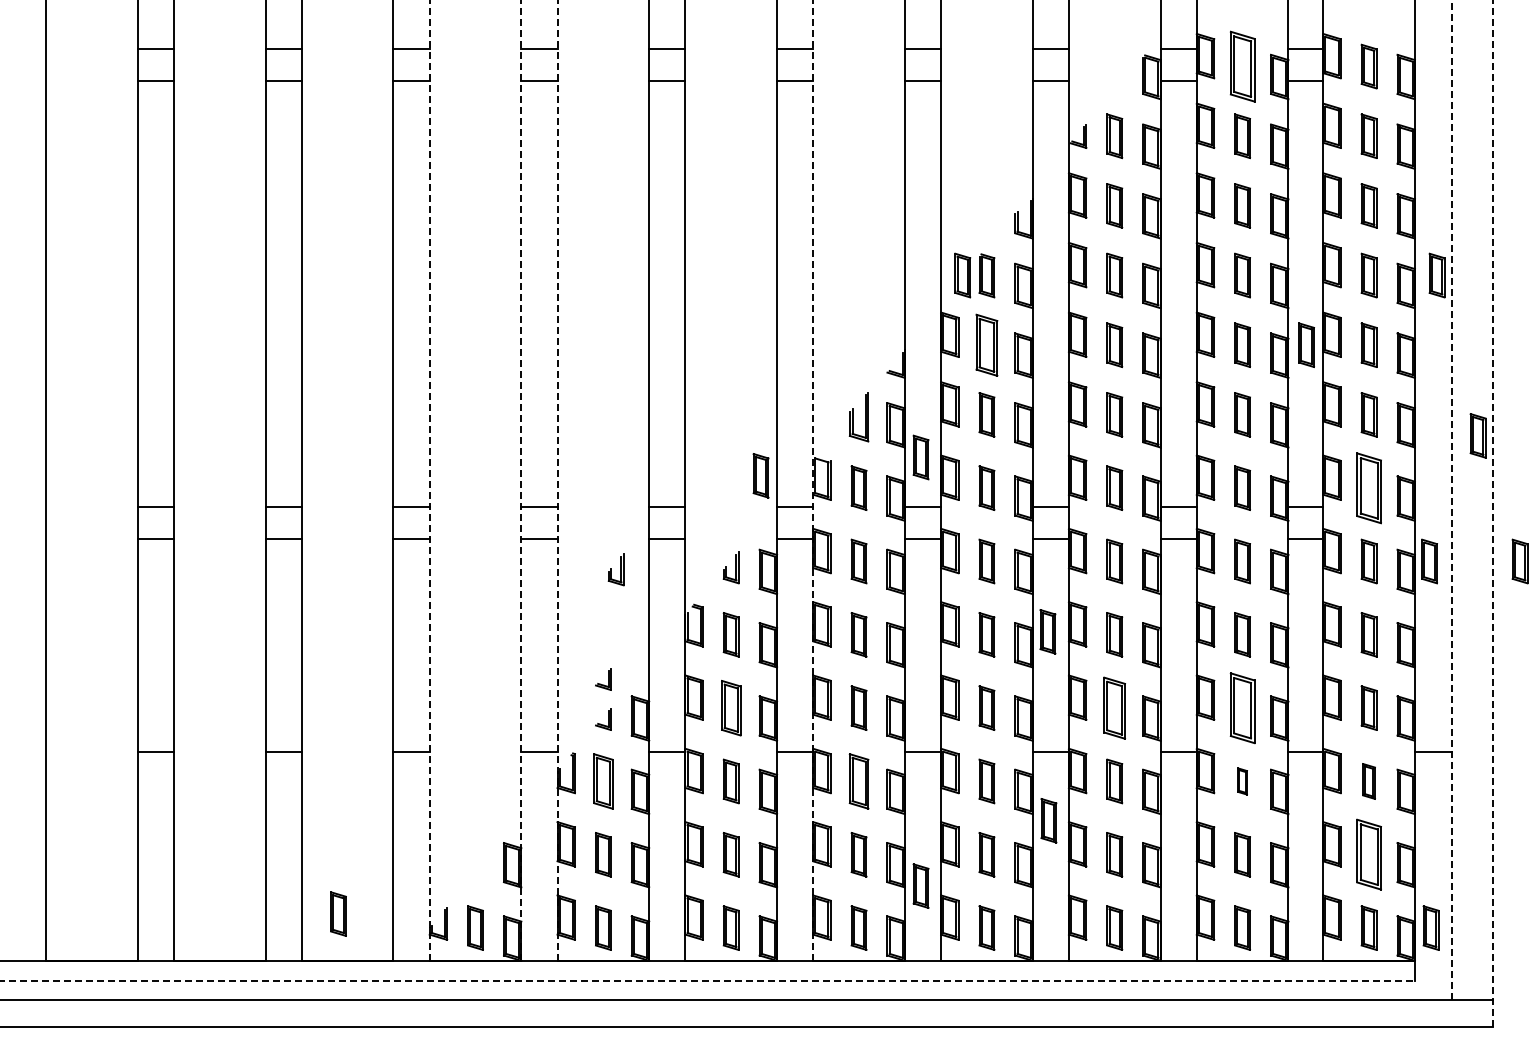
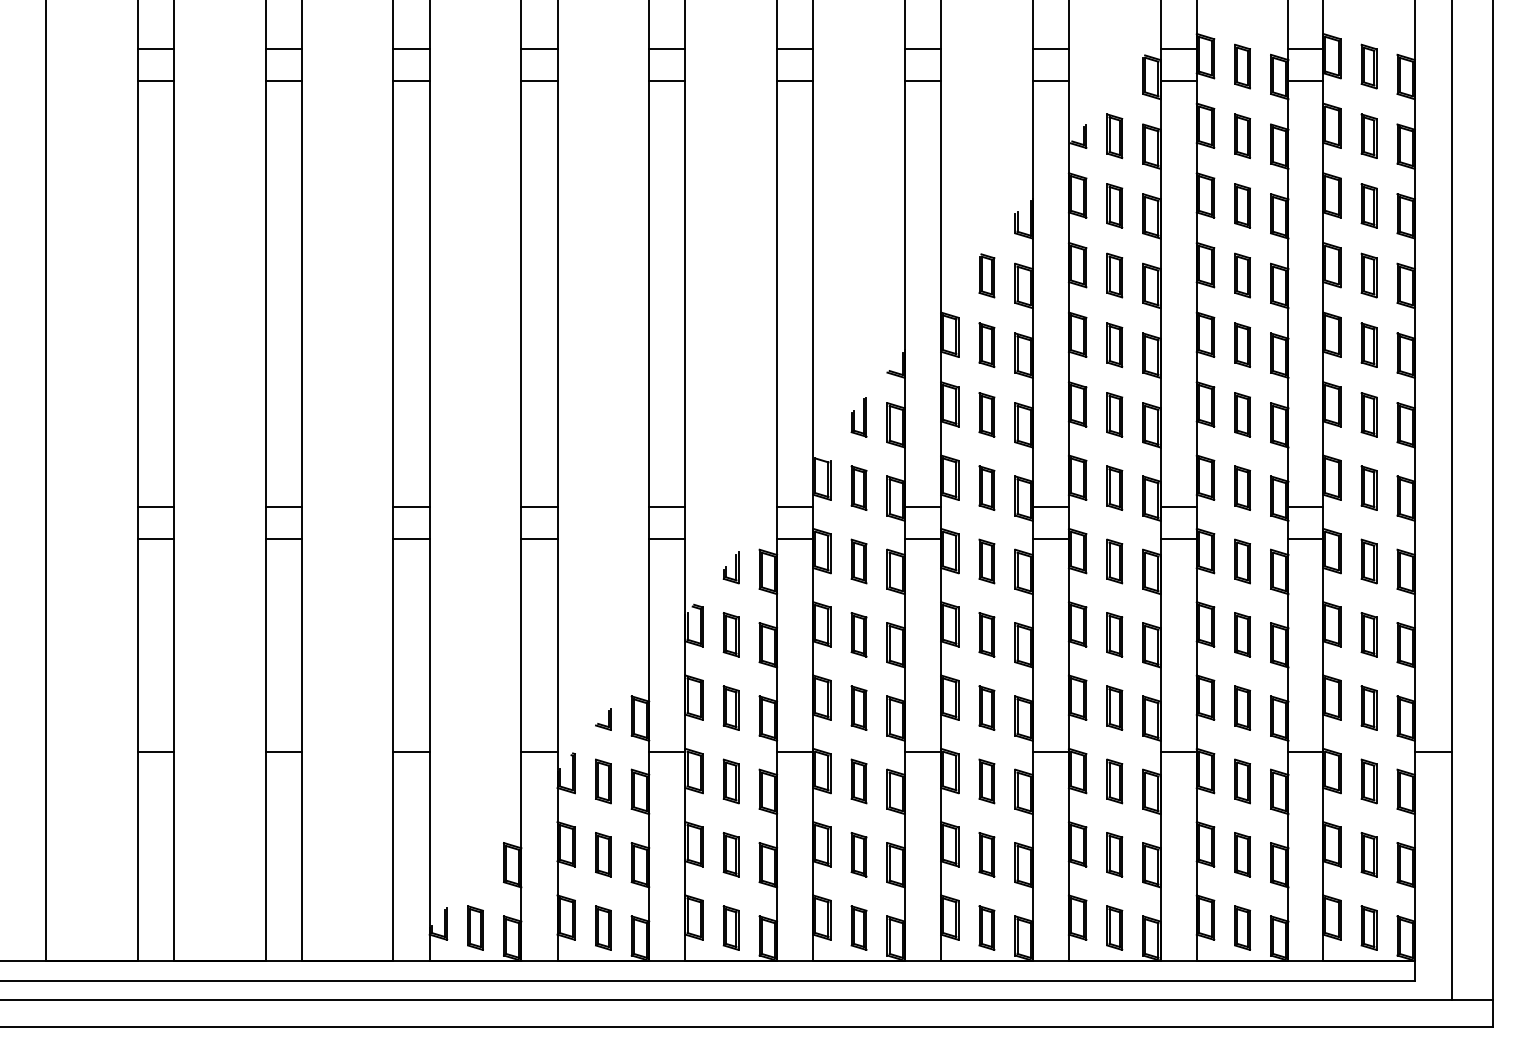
part size: 27x73 px -> 17x47 px (1242, 66)
part: present -> none (962, 275)
part: present -> none (1436, 275)
part size: 24x64 px -> 18x46 px (986, 344)
part: present -> none (1306, 344)
part size: 22x51 px -> 18x41 px (858, 417)
part: present -> none (1477, 435)
part: present -> none (920, 457)
part: present -> none (760, 475)
line: dashed -> solid (429, 479)
line: dashed -> solid (521, 479)
line: dashed -> solid (557, 479)
line: dashed -> solid (813, 479)
part size: 26x73 px -> 18x46 px (1368, 487)
line: dashed -> solid (1451, 499)
line: dashed -> solid (1492, 513)
part: present -> none (1429, 561)
part: present -> none (1519, 561)
part: present -> none (615, 569)
part: present -> none (1047, 631)
part: present -> none (603, 679)
part size: 23x64 px -> 18x46 px (1114, 707)
part size: 21x57 px -> 18x46 px (730, 707)
part size: 27x73 px -> 17x46 px (1242, 707)
part size: 21x57 px -> 17x47 px (603, 781)
part size: 22x57 px -> 18x47 px (858, 781)
part size: 11x29 px -> 17x47 px (1242, 781)
part size: 14x37 px -> 18x47 px (1368, 781)
part: present -> none (1048, 820)
part size: 26x73 px -> 18x46 px (1368, 854)
part: present -> none (920, 885)
part: present -> none (338, 913)
part: present -> none (1430, 927)
line: dashed -> solid (708, 981)
